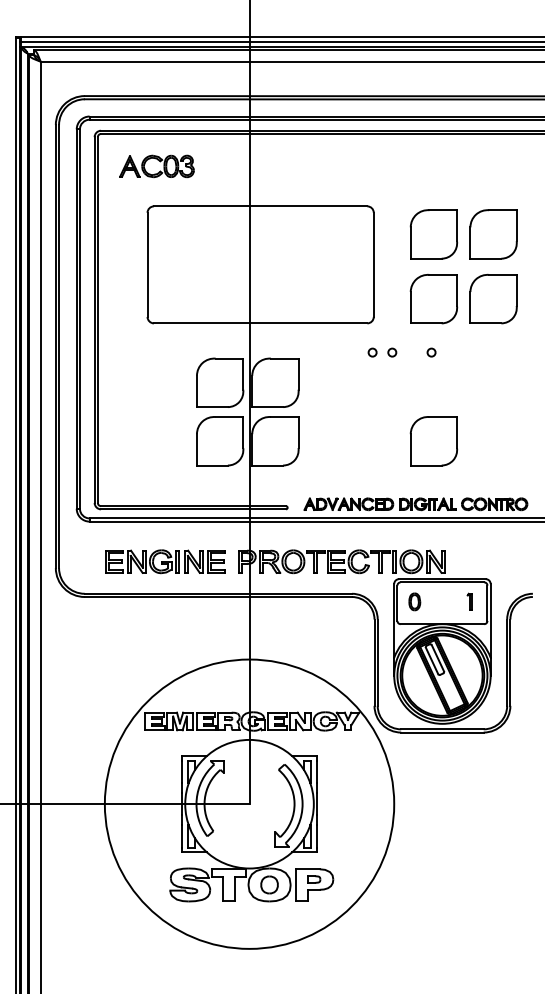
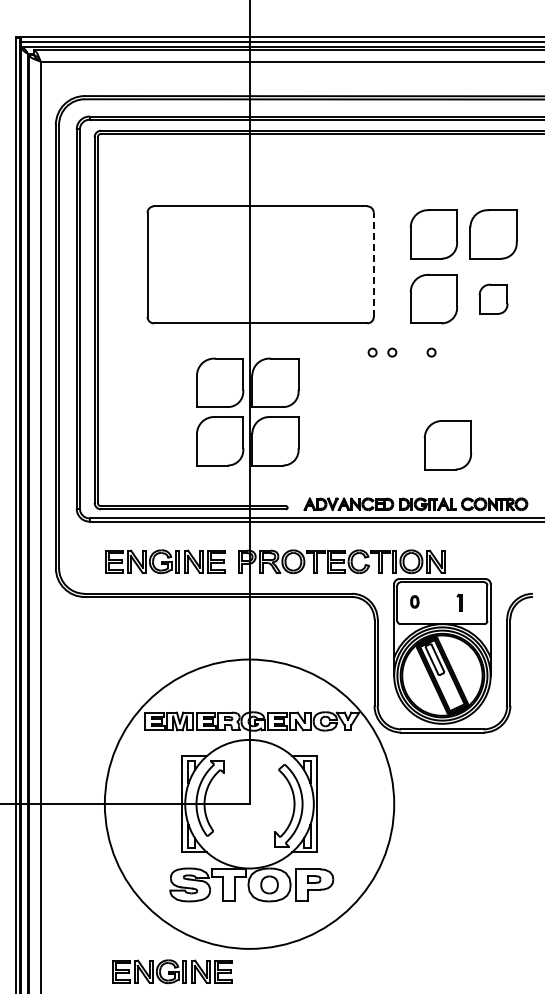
part: present -> none (156, 166)
line: solid -> dashed (373, 264)
part size: 49x51 px -> 31x32 px (493, 298)
part position: (433, 441) -> (447, 445) (447, 445)
part size: 14x20 px -> 10x14 px (414, 601)
part position: (469, 601) -> (459, 602) (459, 602)
part: none -> present (172, 971)
